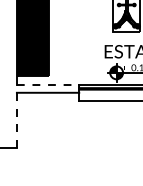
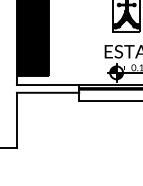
line: dashed -> solid (48, 85)
line: dashed -> solid (16, 119)
